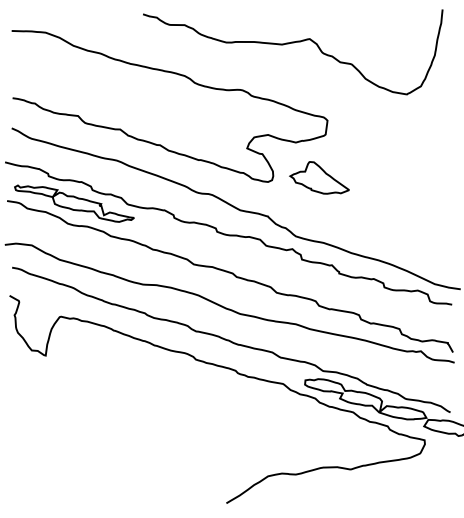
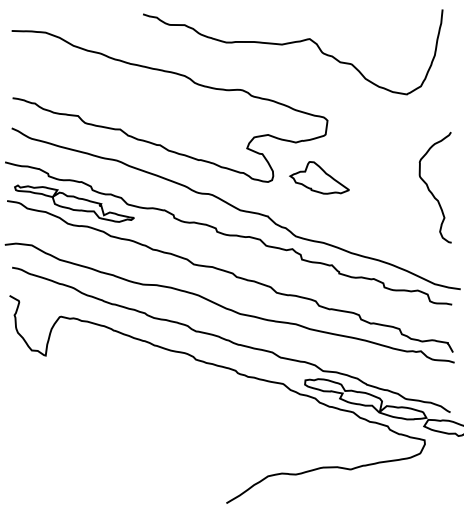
curve: none -> present (430, 190)
